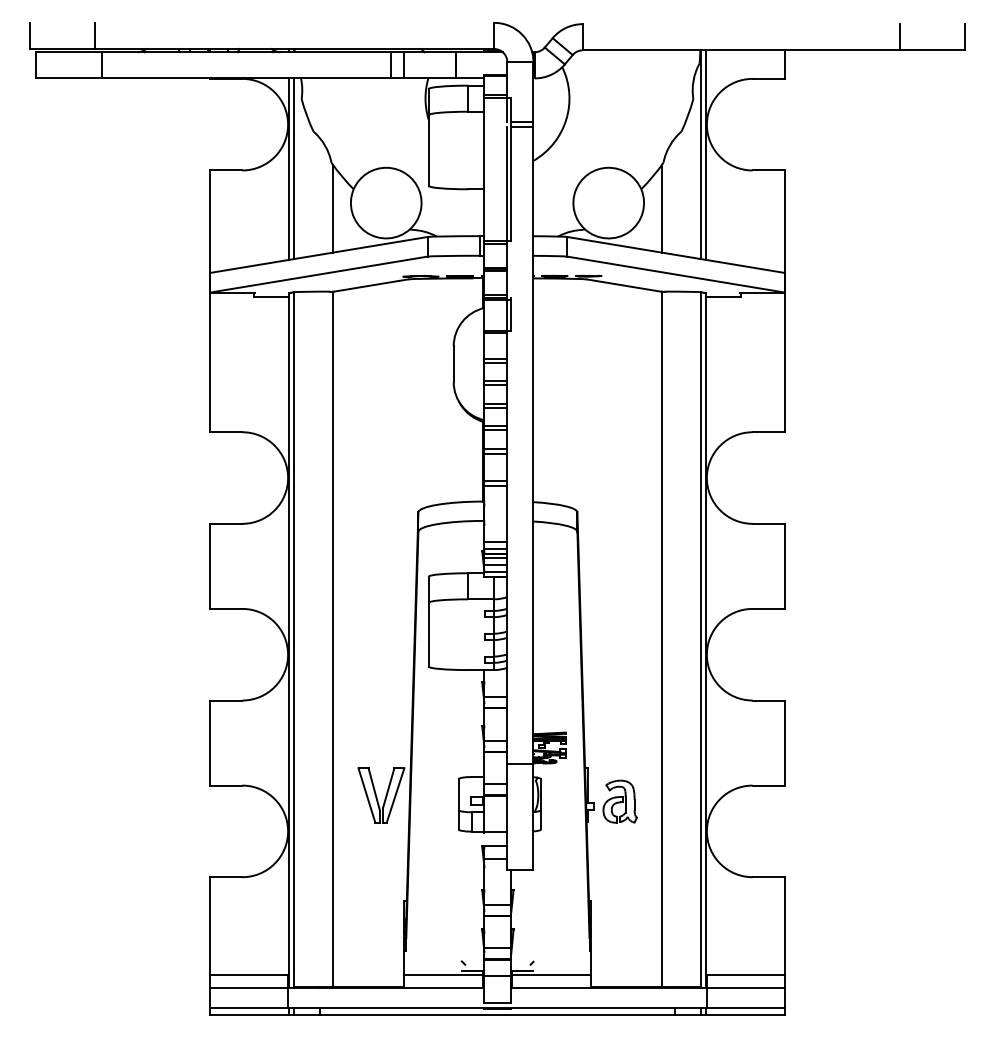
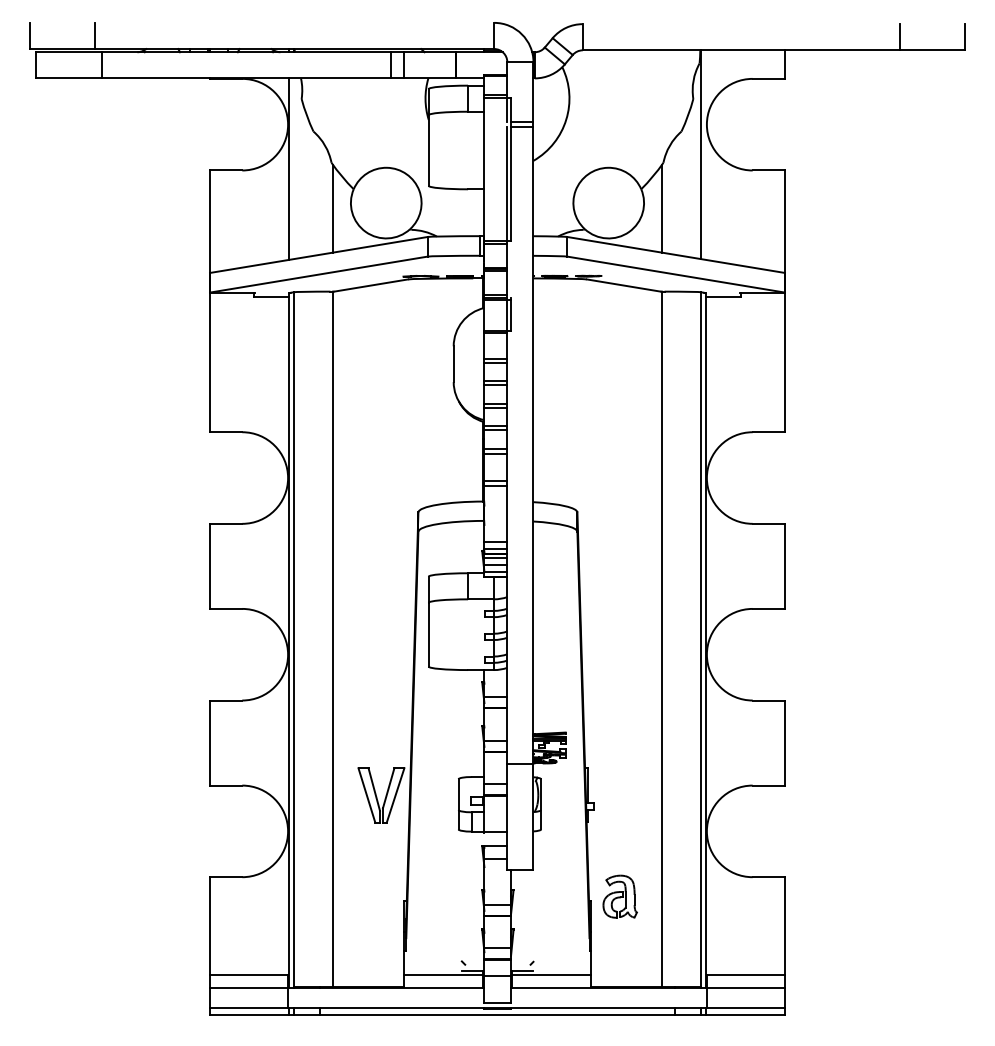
line: present -> none (705, 154)
line: present -> none (293, 168)
part position: (619, 801) -> (619, 896) (619, 896)
